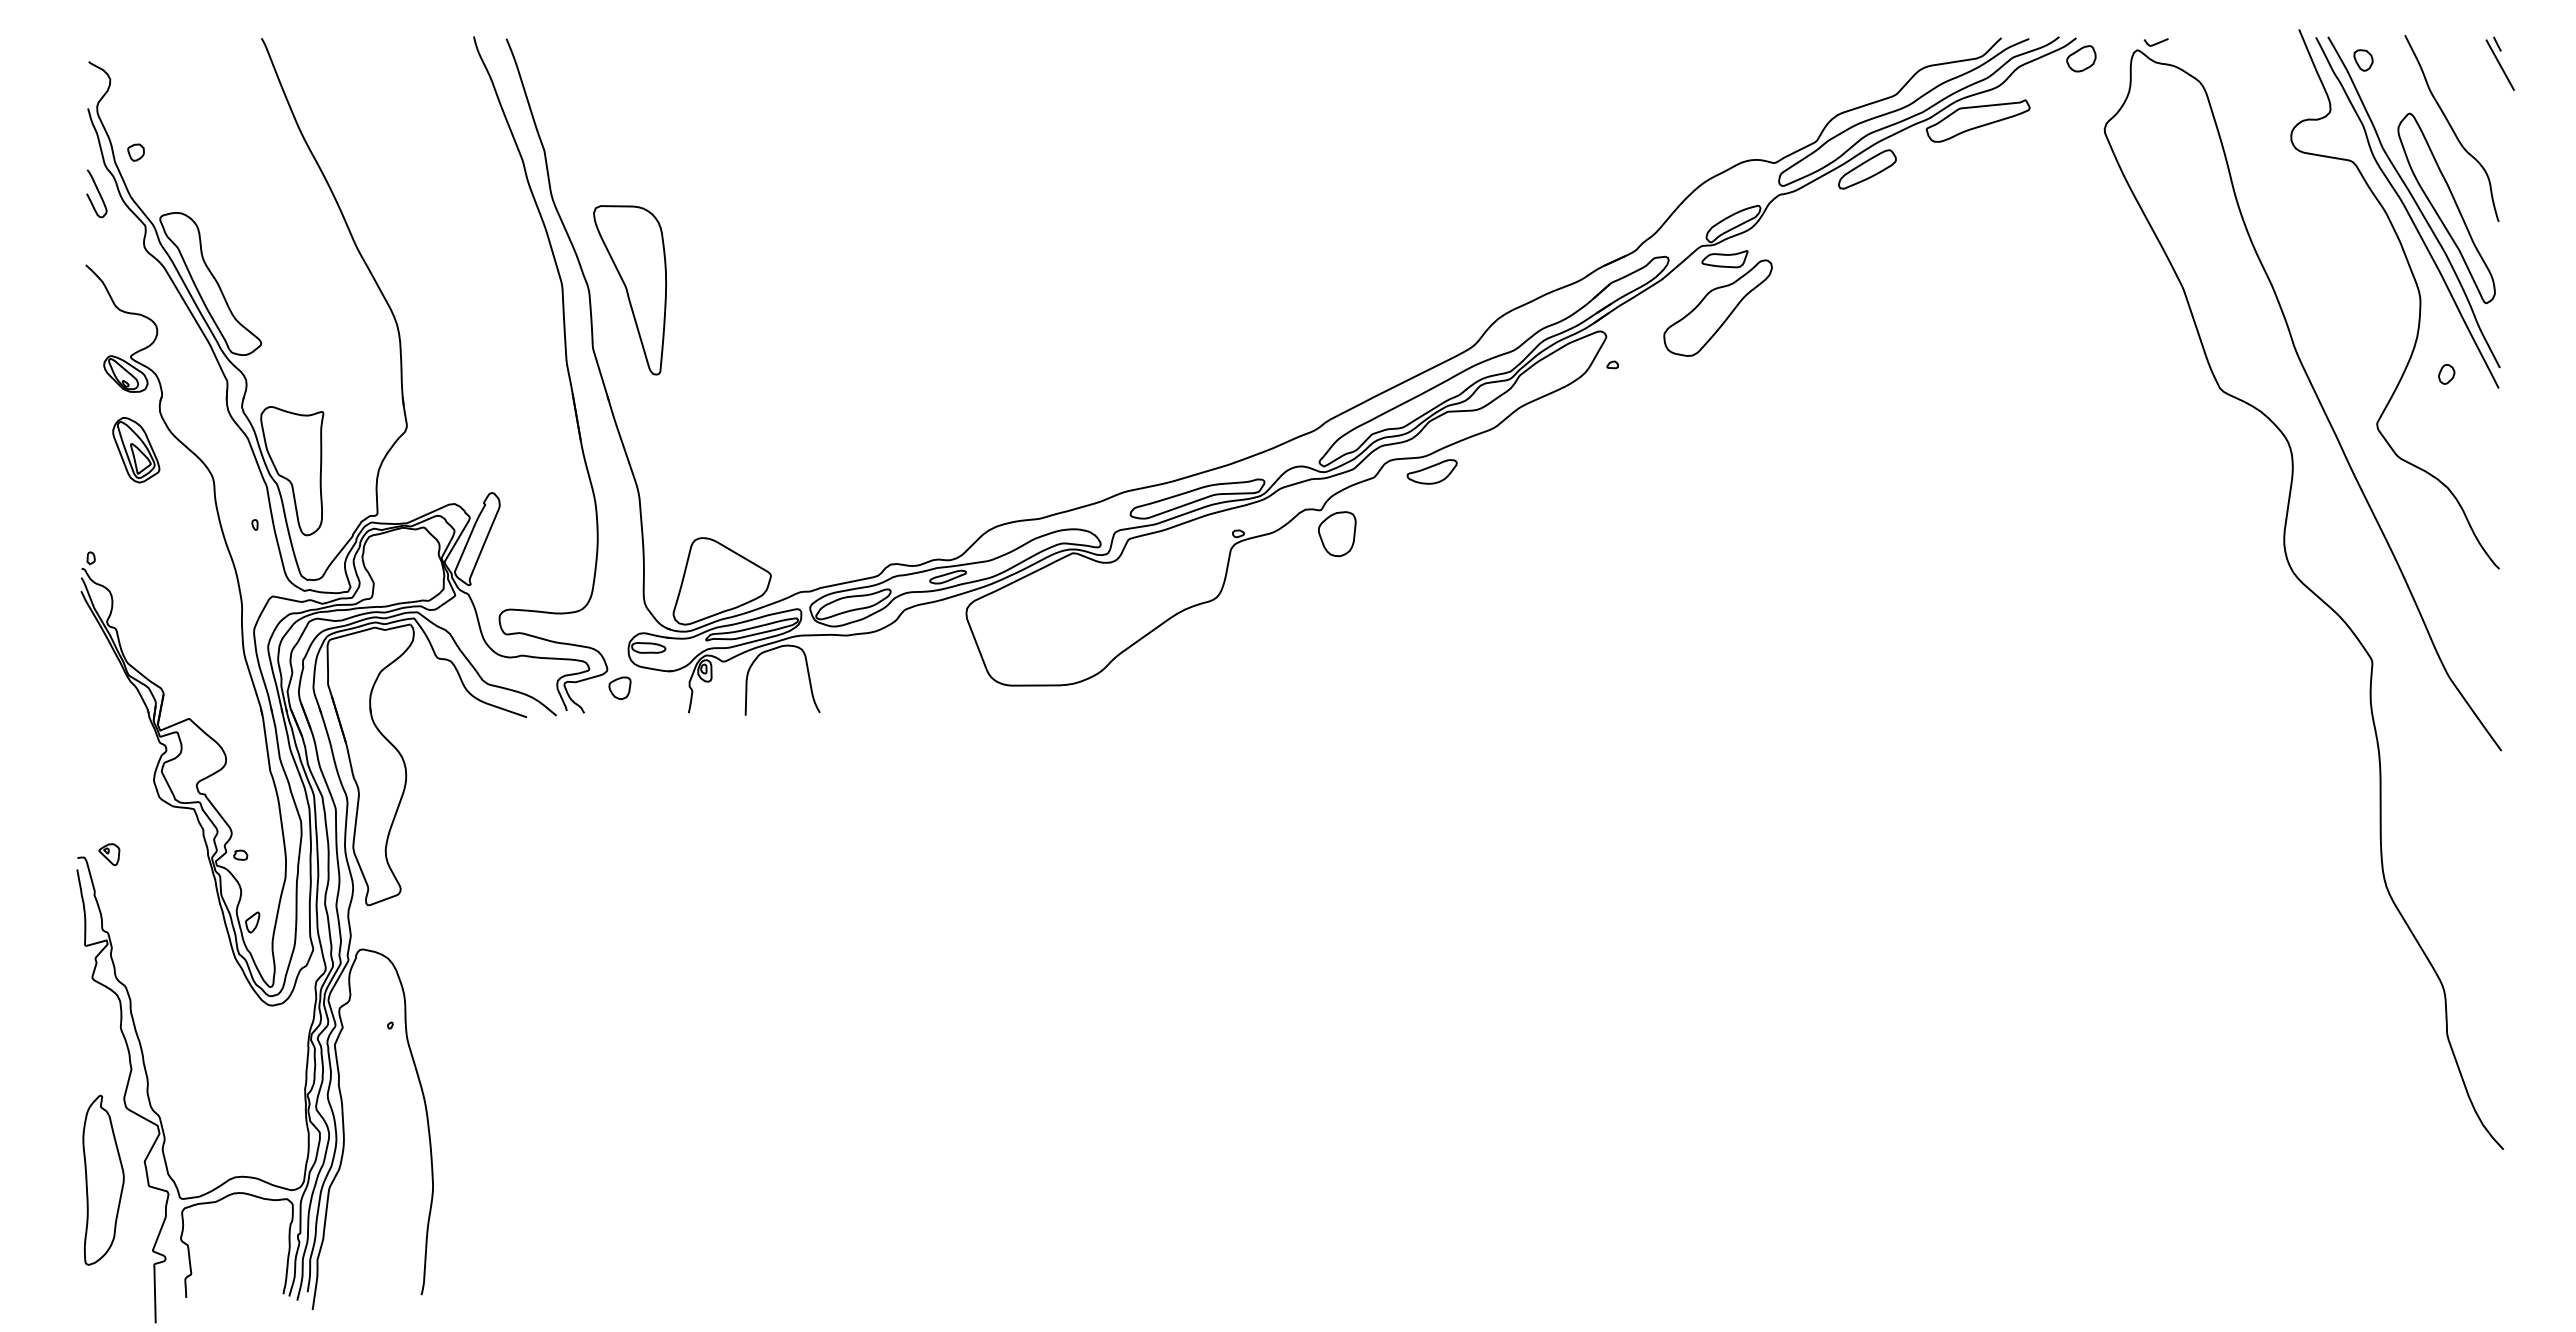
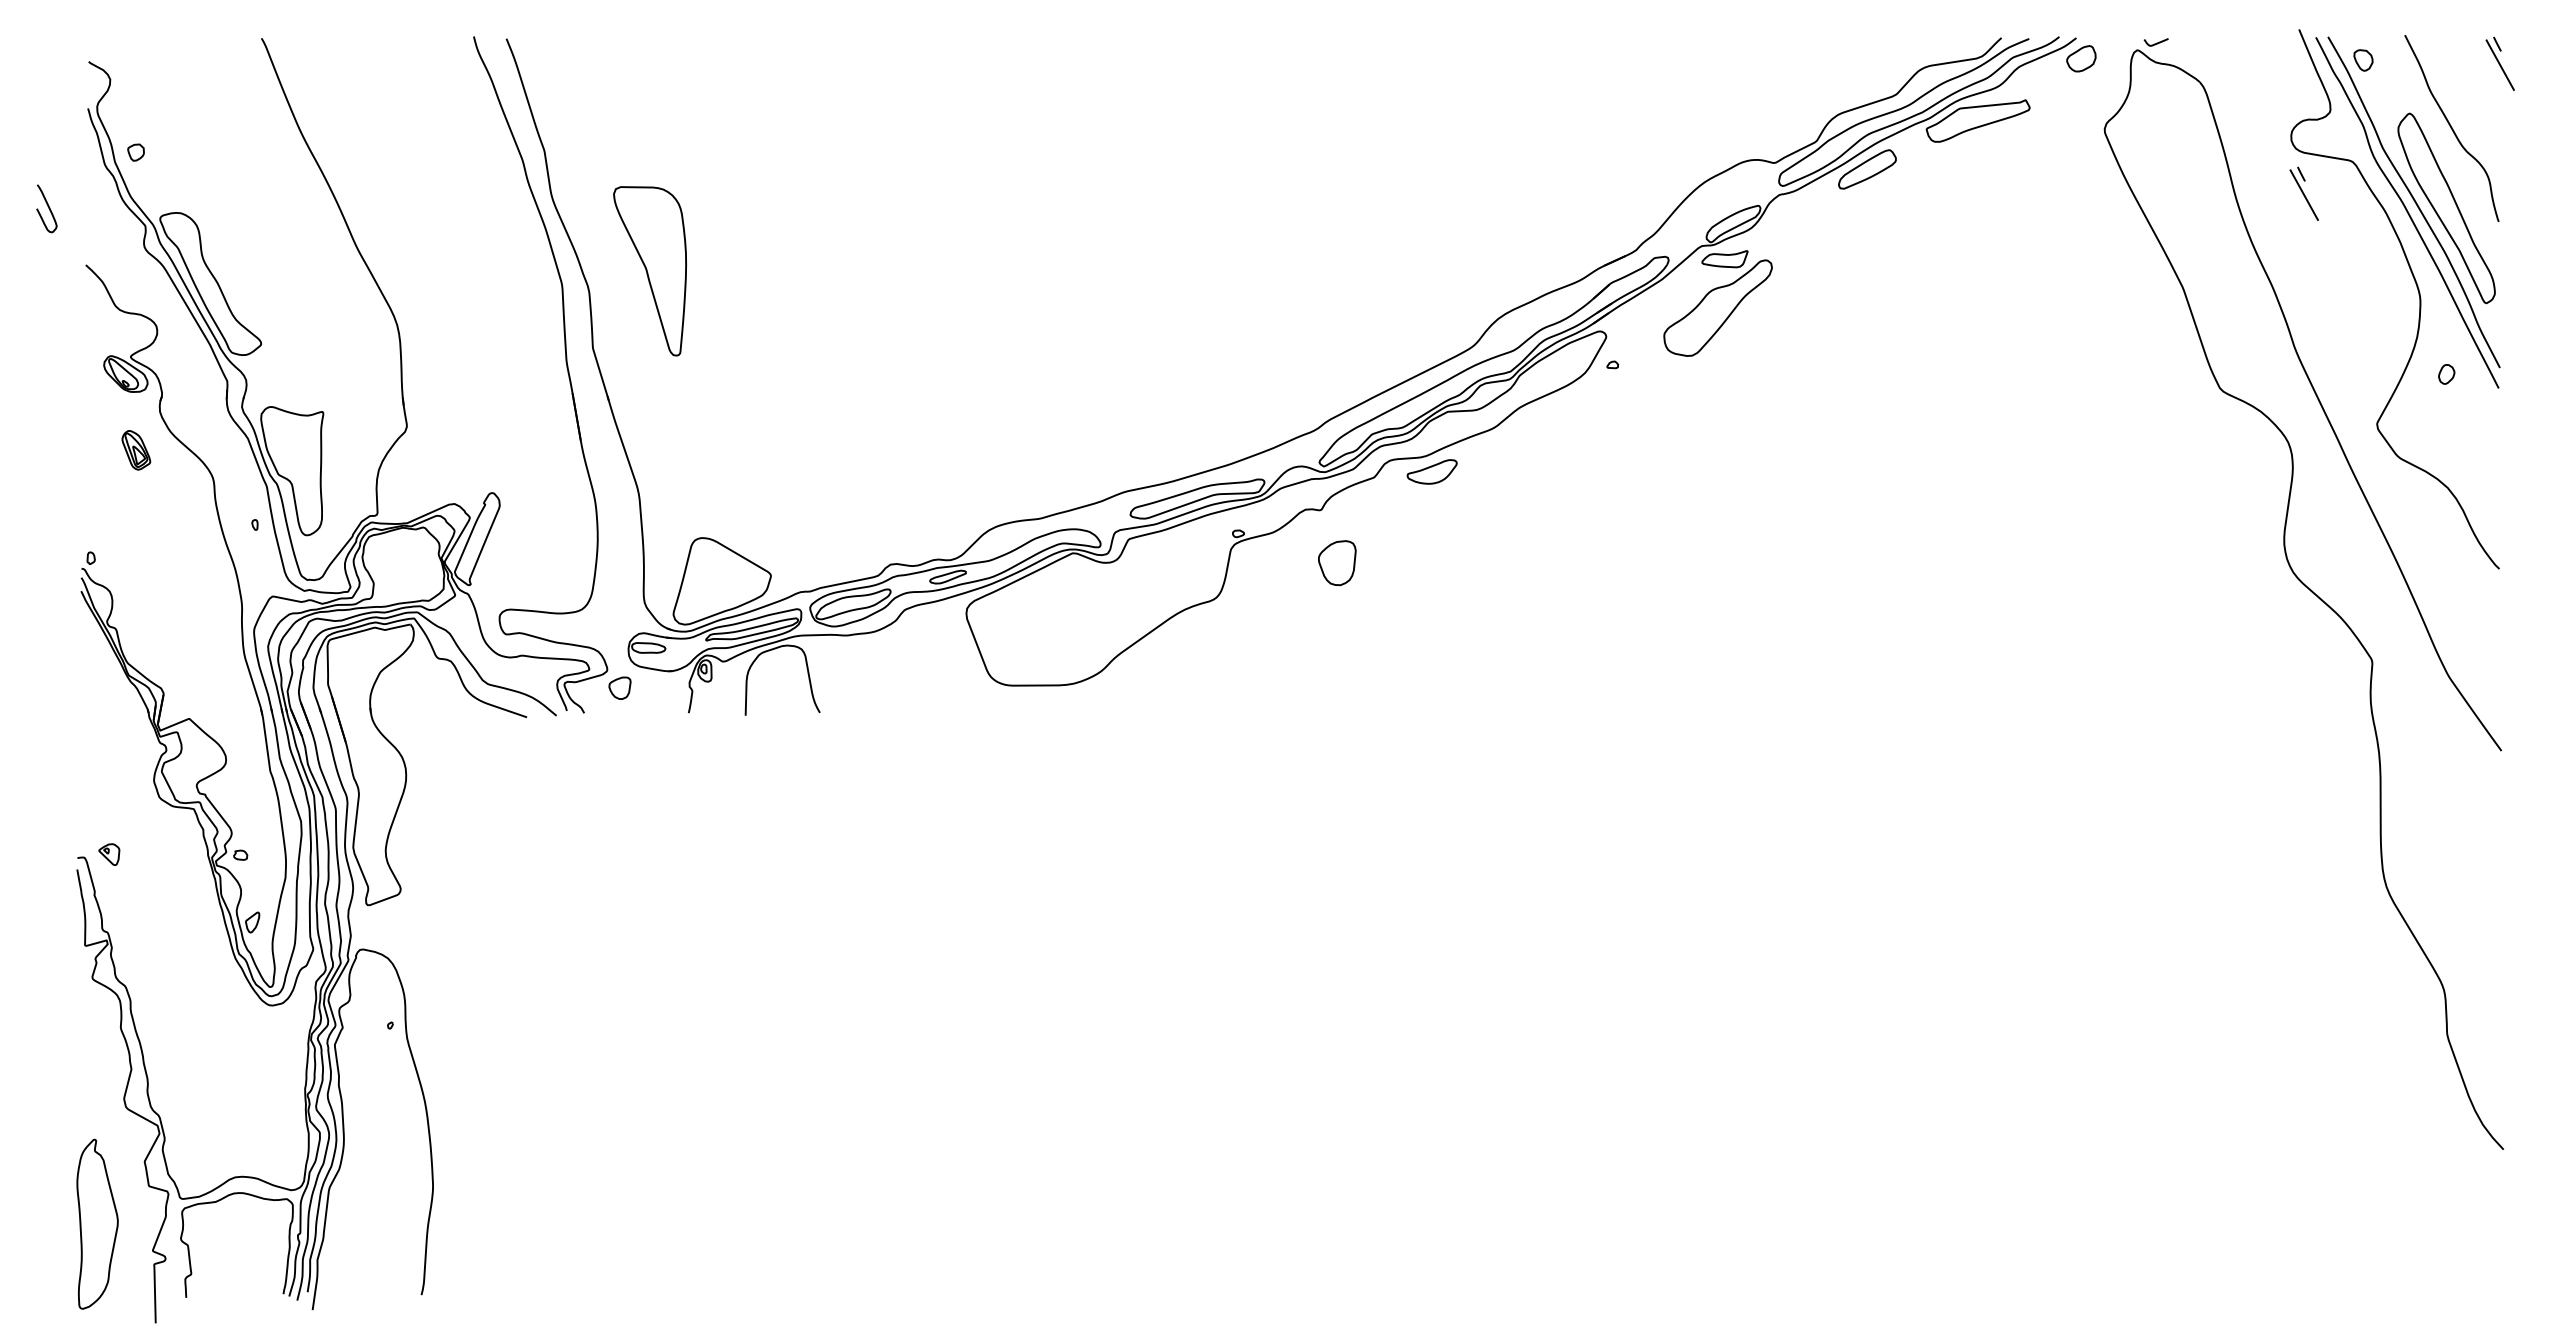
curve position: (98, 193) -> (48, 208) (48, 208)
part: none -> present (2303, 193)
part position: (629, 290) -> (649, 271) (649, 271)
part size: 49x67 px -> 31x41 px (136, 450)
part position: (1337, 534) -> (1337, 563) (1337, 563)
part position: (103, 1179) -> (97, 1223) (97, 1223)
